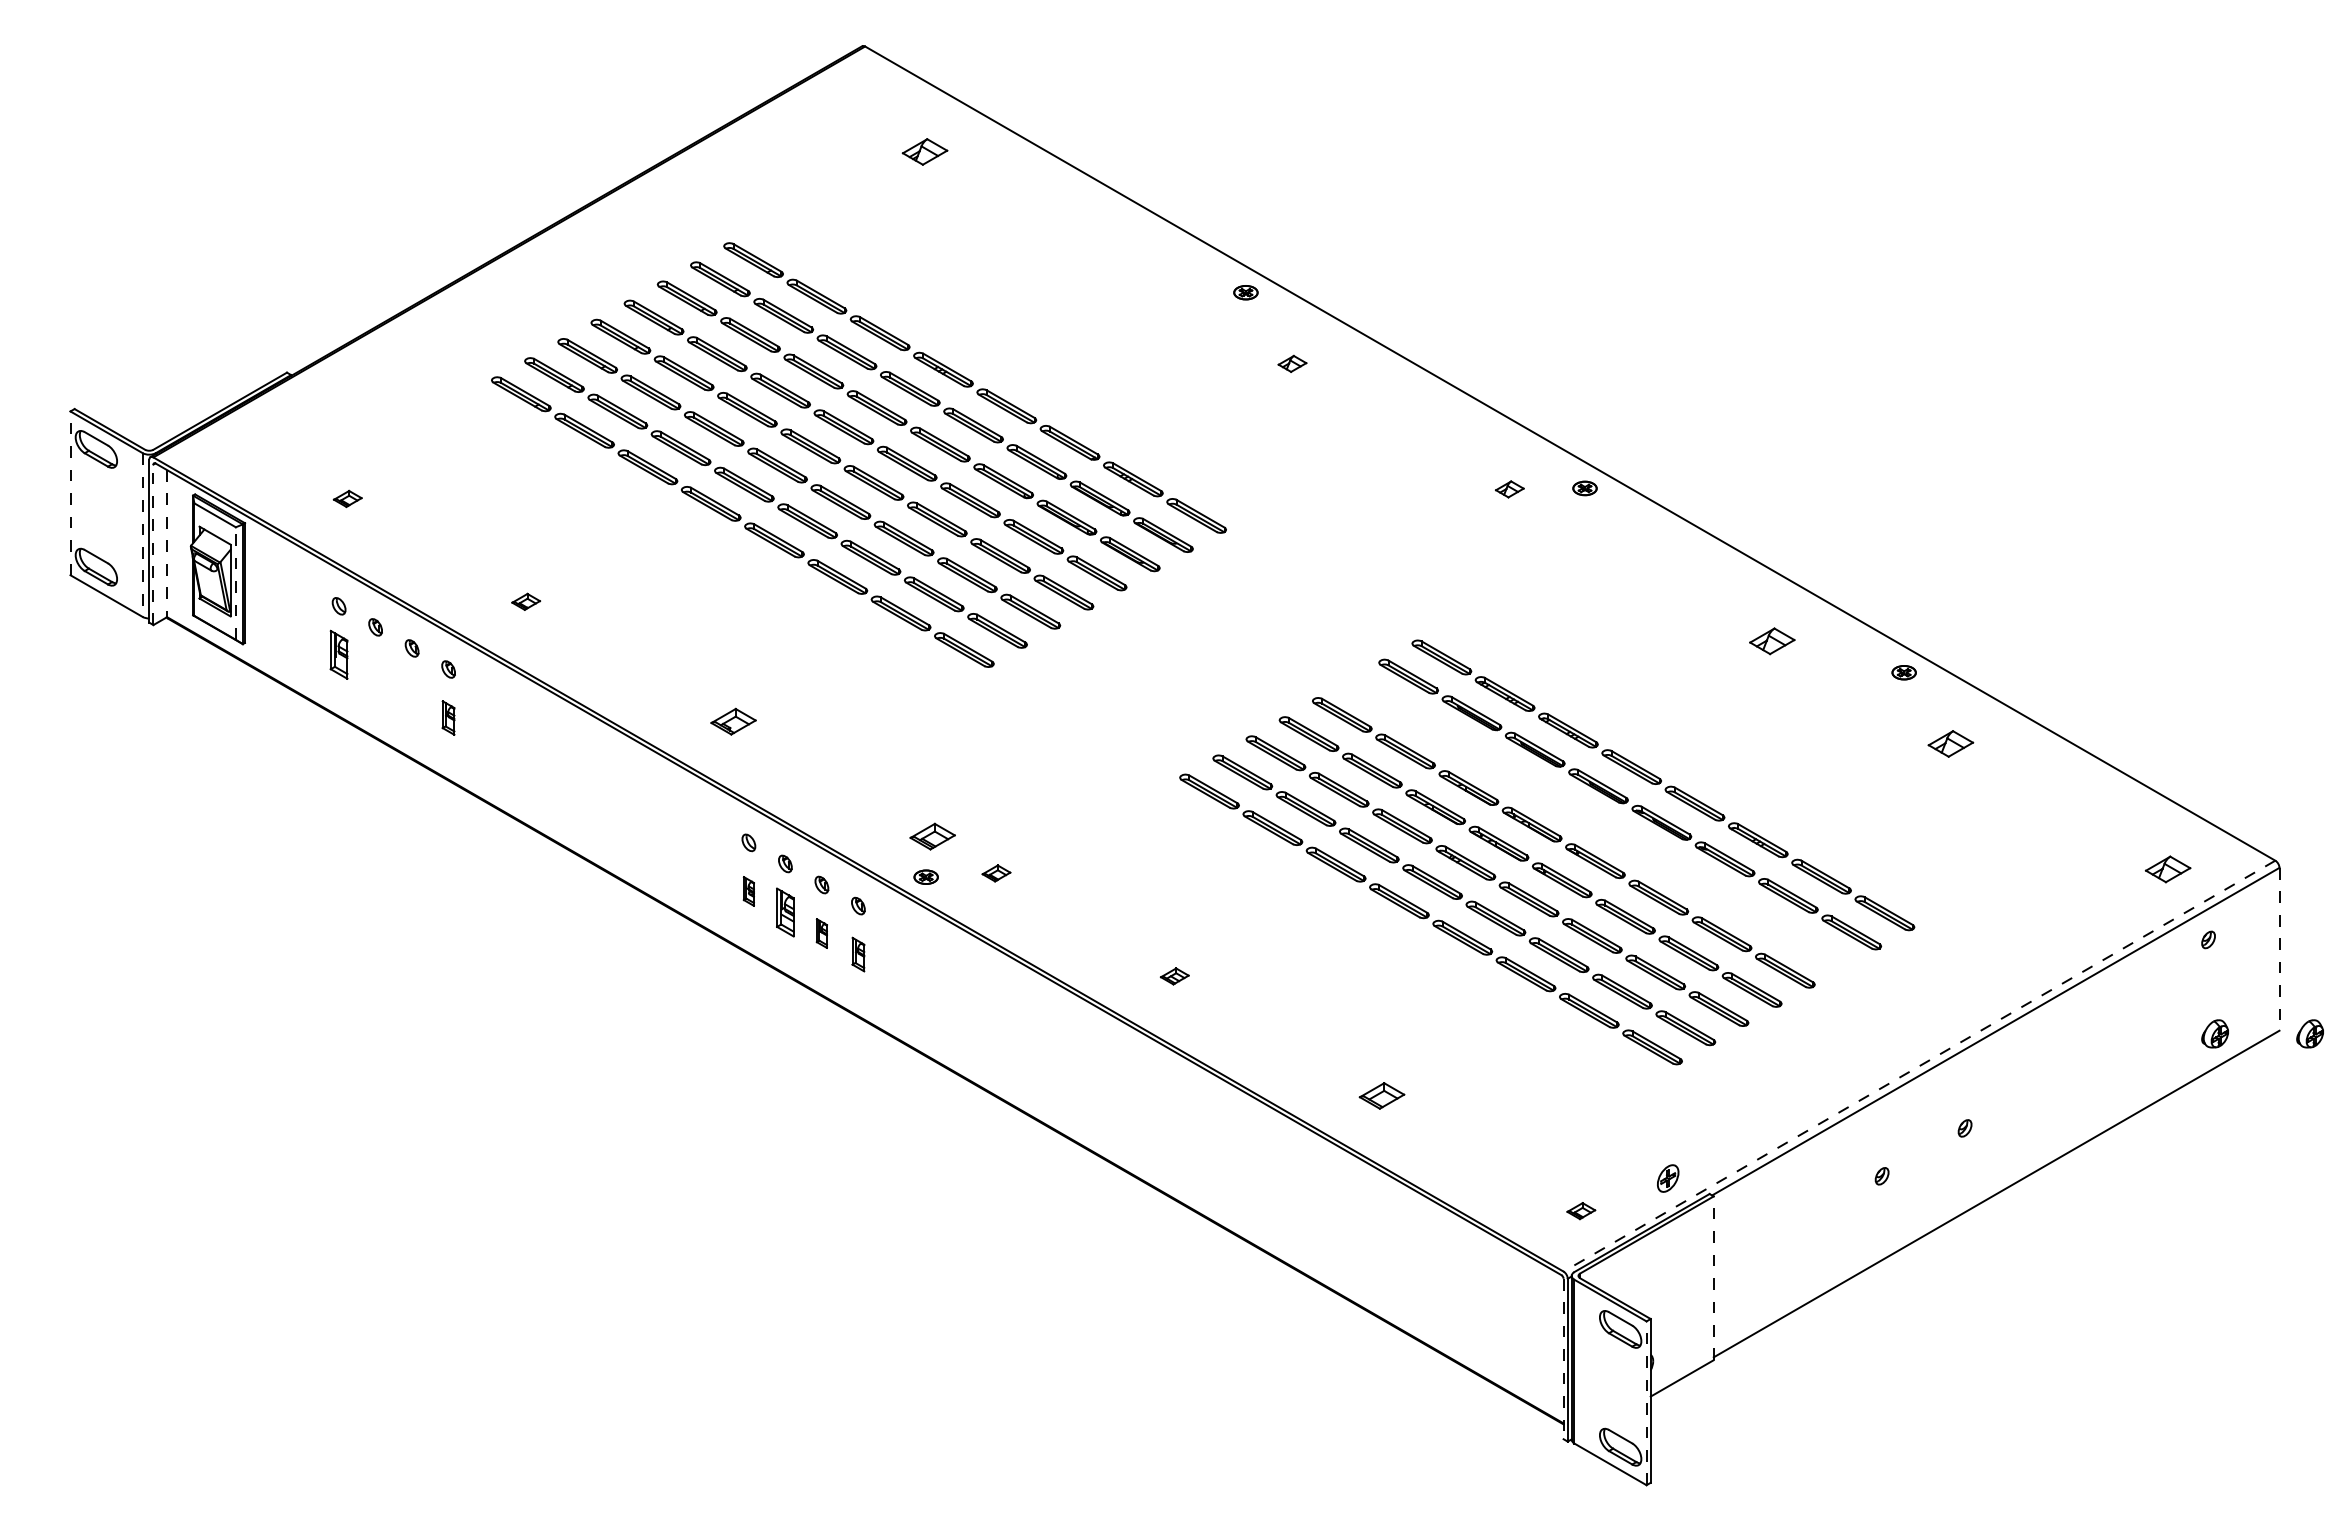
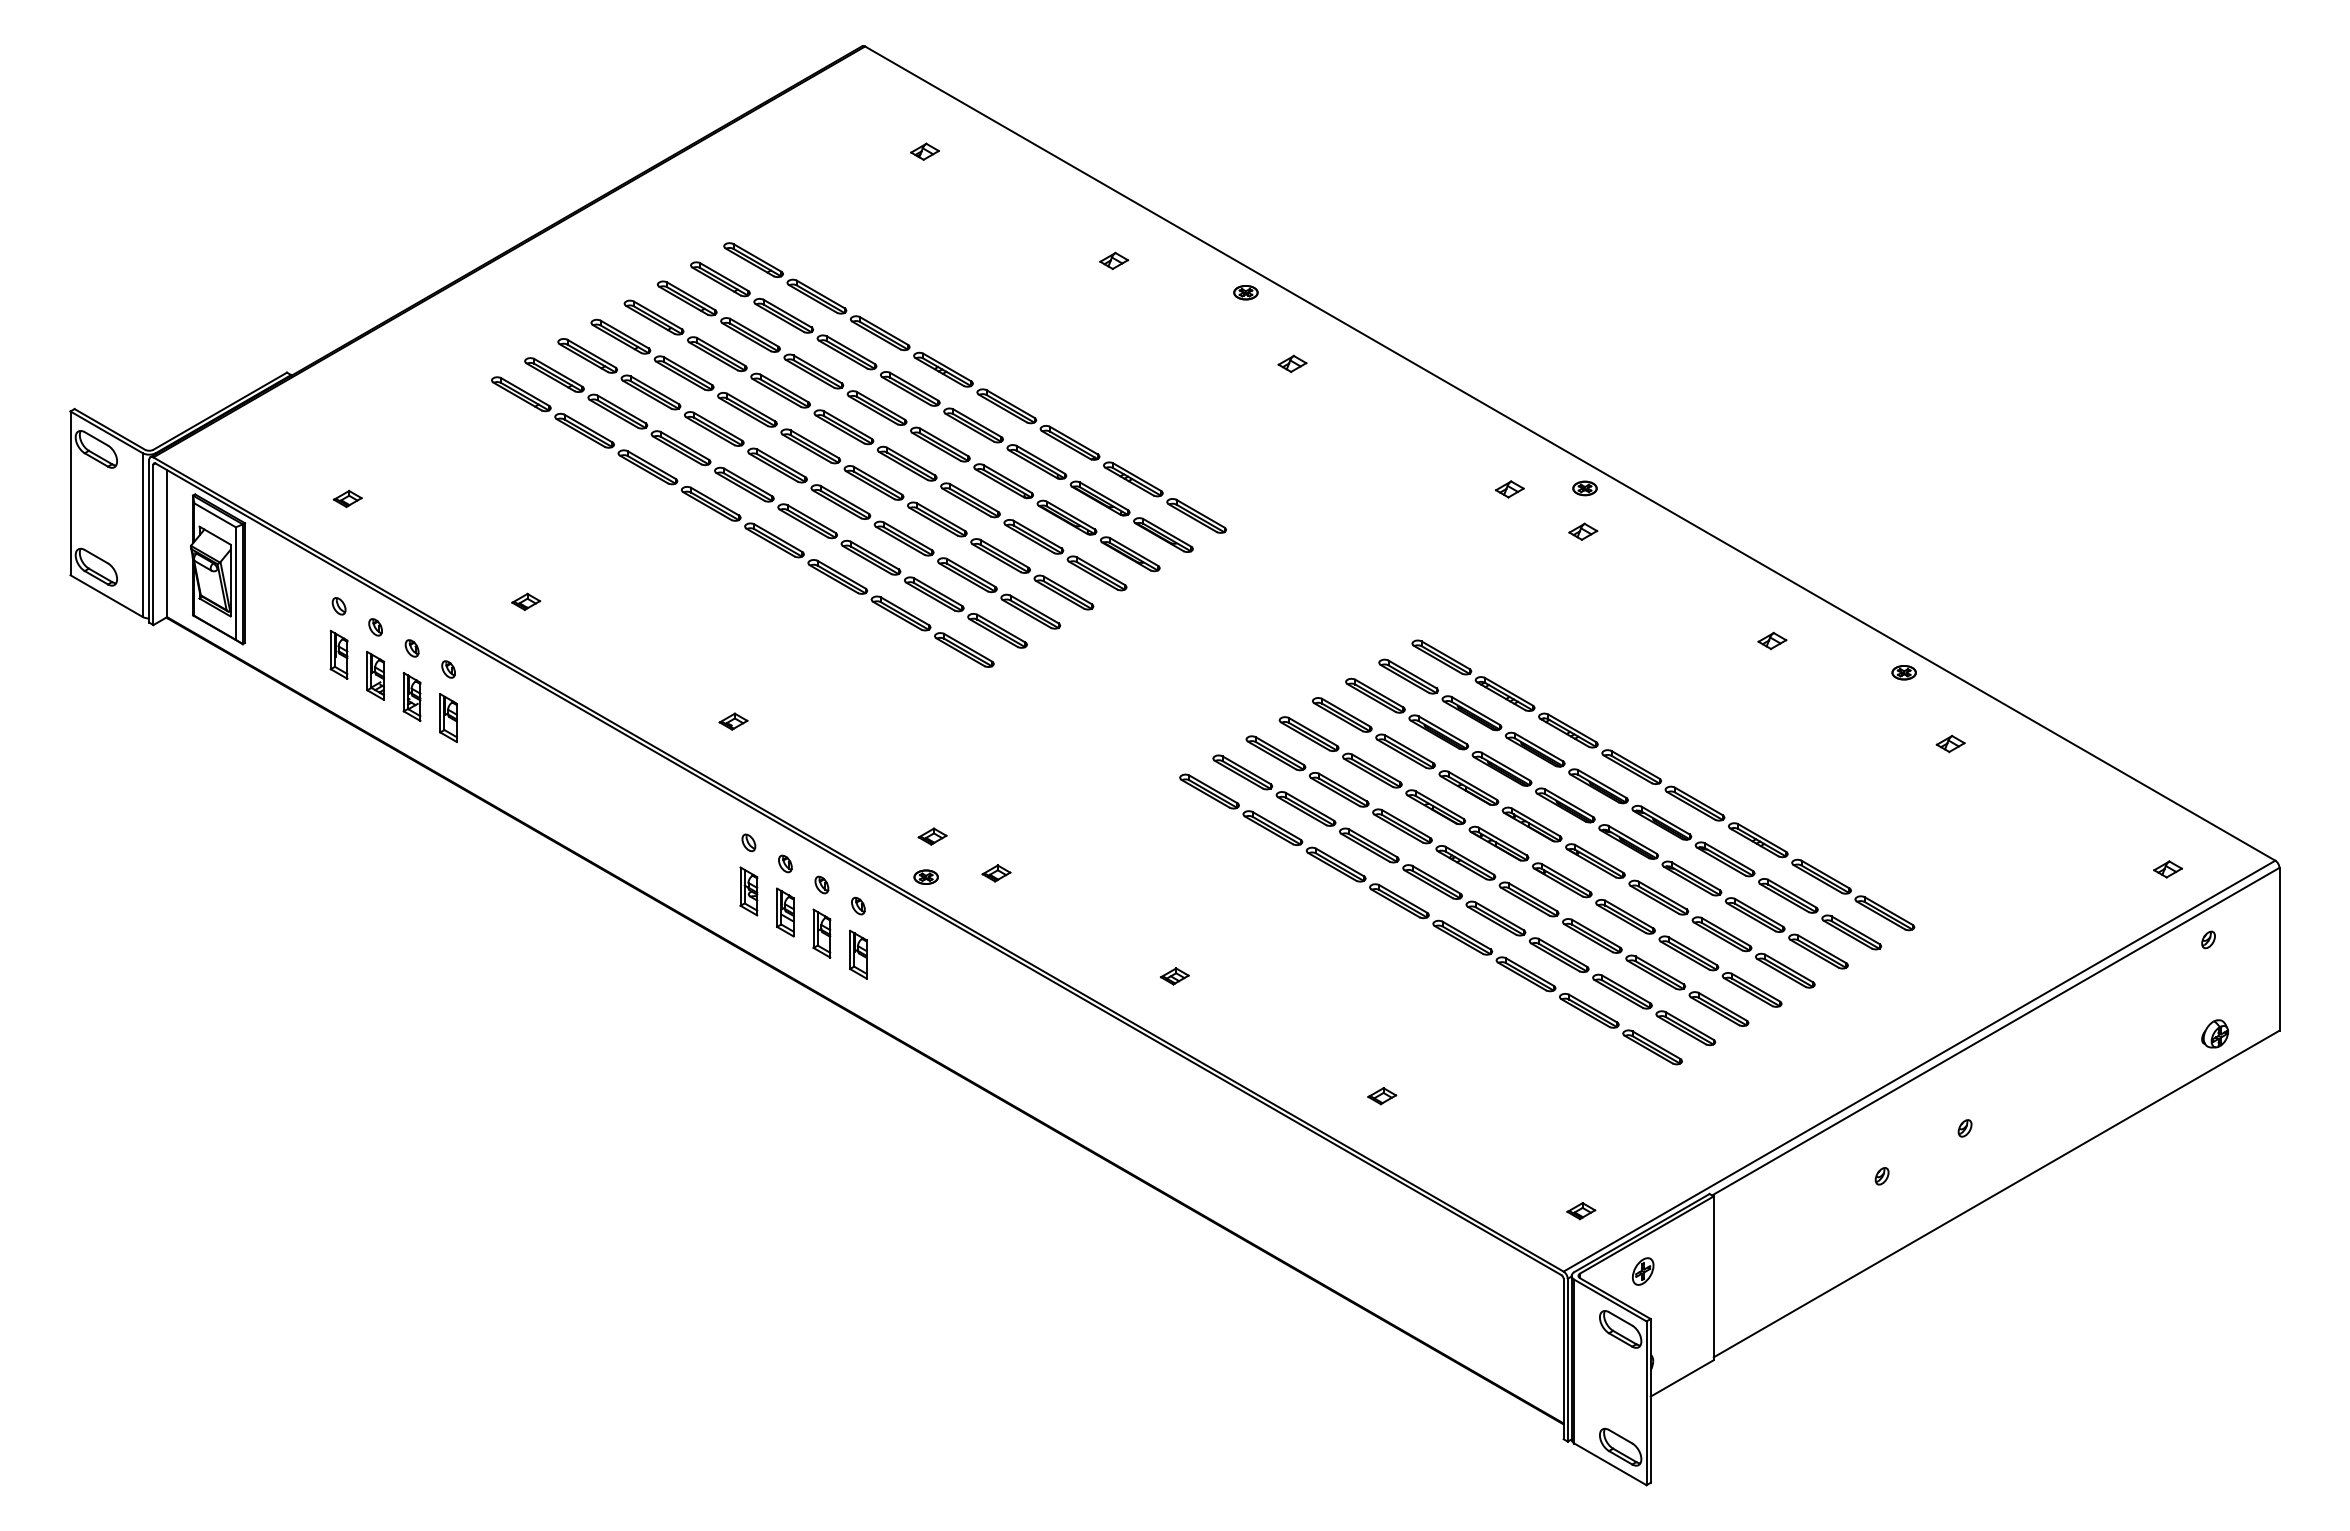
part size: 48x28 px -> 30x19 px (924, 151)
part: none -> present (1114, 260)
line: dashed -> solid (70, 493)
part: none -> present (1583, 531)
line: dashed -> solid (142, 535)
line: dashed -> solid (166, 543)
line: dashed -> solid (153, 544)
line: dashed -> solid (235, 583)
part size: 47x29 px -> 31x19 px (1772, 640)
part: none -> present (375, 675)
part: none -> present (411, 696)
part size: 15x36 px -> 19x50 px (448, 717)
part size: 47x29 px -> 31x19 px (733, 721)
part size: 48x28 px -> 31x20 px (1950, 743)
part: none -> present (1596, 823)
part size: 47x29 px -> 31x19 px (932, 836)
part size: 48x29 px -> 30x19 px (2167, 869)
part size: 13x31 px -> 20x51 px (748, 891)
part size: 13x31 px -> 20x51 px (821, 933)
line: dashed -> solid (2279, 949)
part size: 15x37 px -> 19x51 px (858, 954)
part: present -> none (2309, 1033)
line: dashed -> solid (1919, 1066)
part size: 48x28 px -> 31x19 px (1382, 1096)
part position: (1668, 1178) -> (1643, 1271) (1643, 1271)
line: dashed -> solid (1713, 1278)
line: dashed -> solid (1563, 1359)
line: dashed -> solid (1646, 1403)
